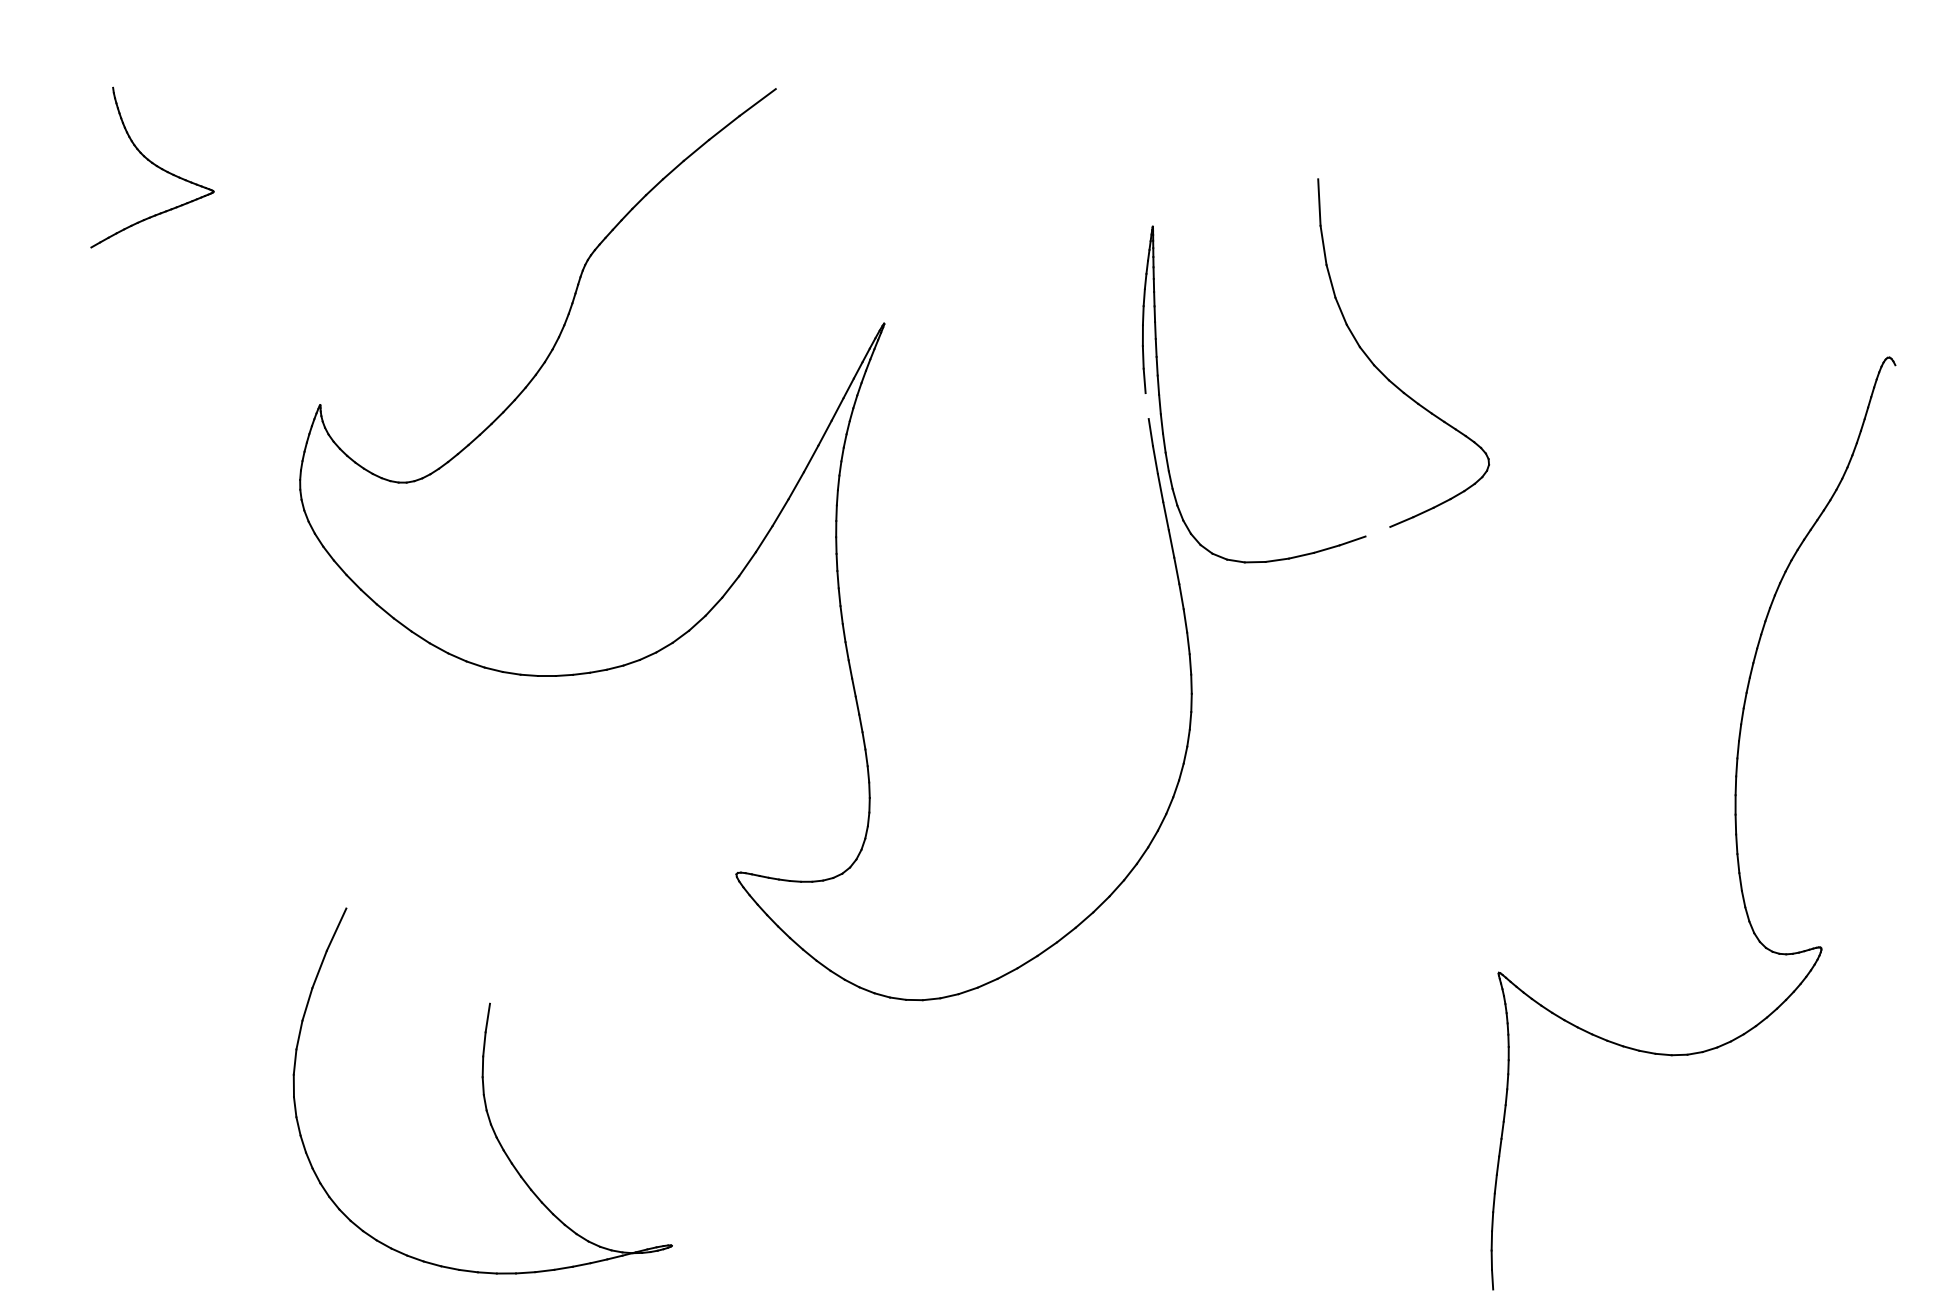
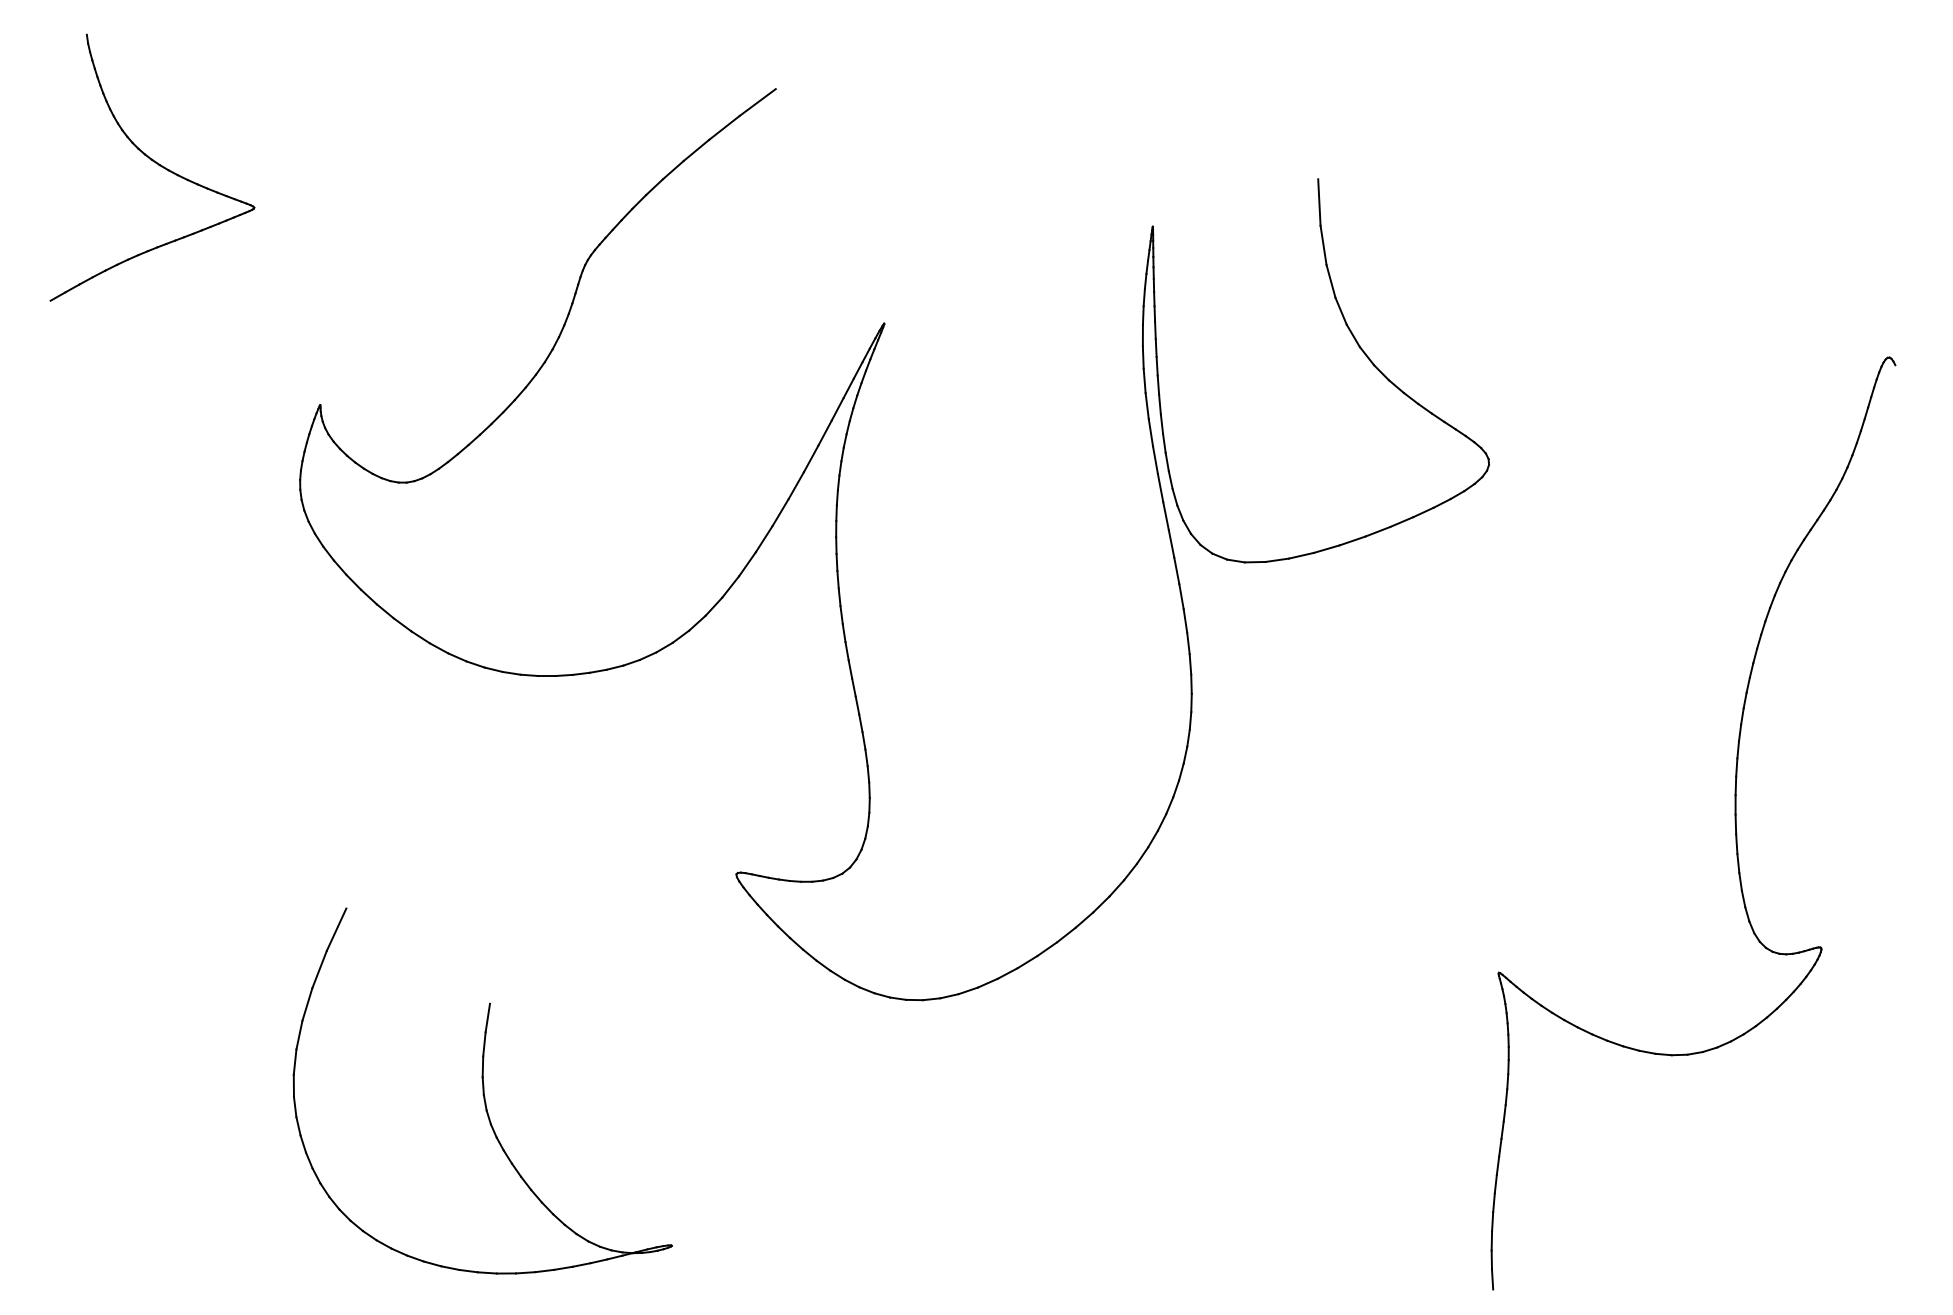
part size: 125x163 px -> 207x269 px (152, 167)
line: none -> present (1146, 406)
line: none -> present (1377, 531)
